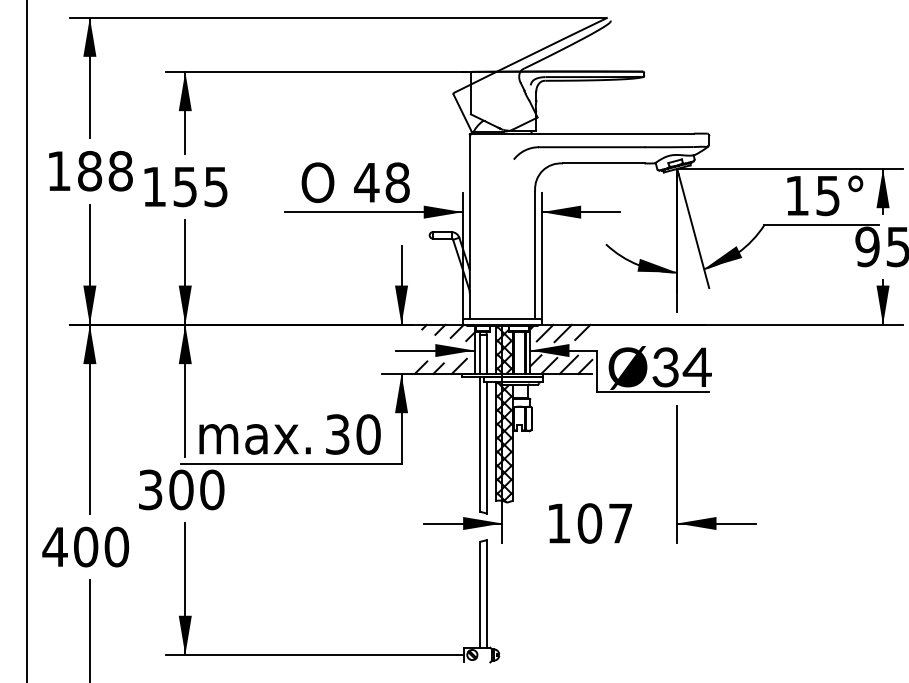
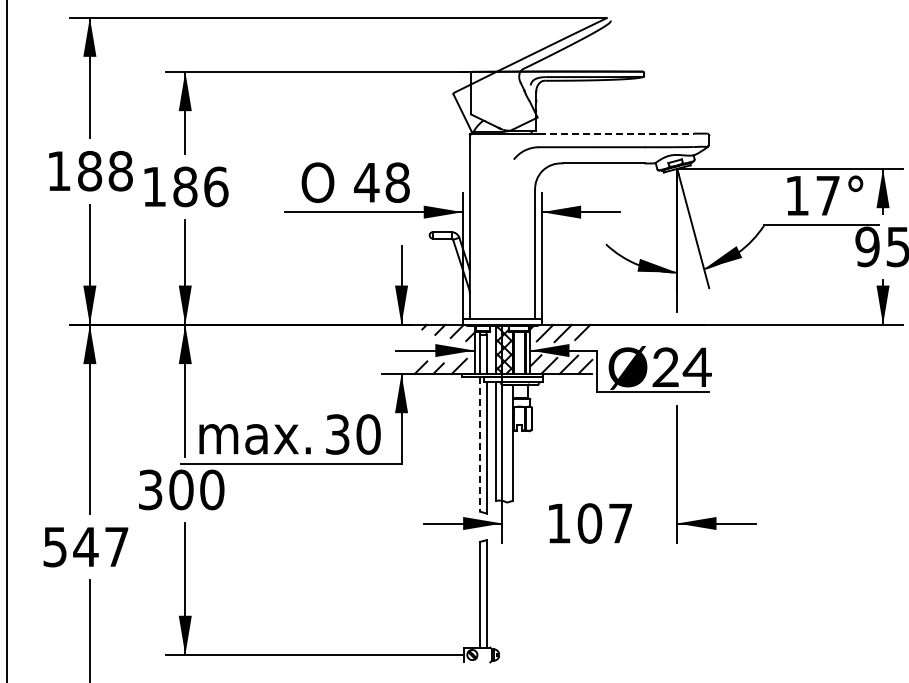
line: solid -> dashed (616, 133)
text: 155 -> 186 (200, 186)
text: 15° -> 17° (827, 196)
line position: (27, 340) -> (7, 340) (7, 340)
text: Ø34 -> Ø24 (665, 367)
hatch: present -> none (504, 442)
line: solid -> dashed (480, 444)
text: 400 -> 547 (85, 546)
